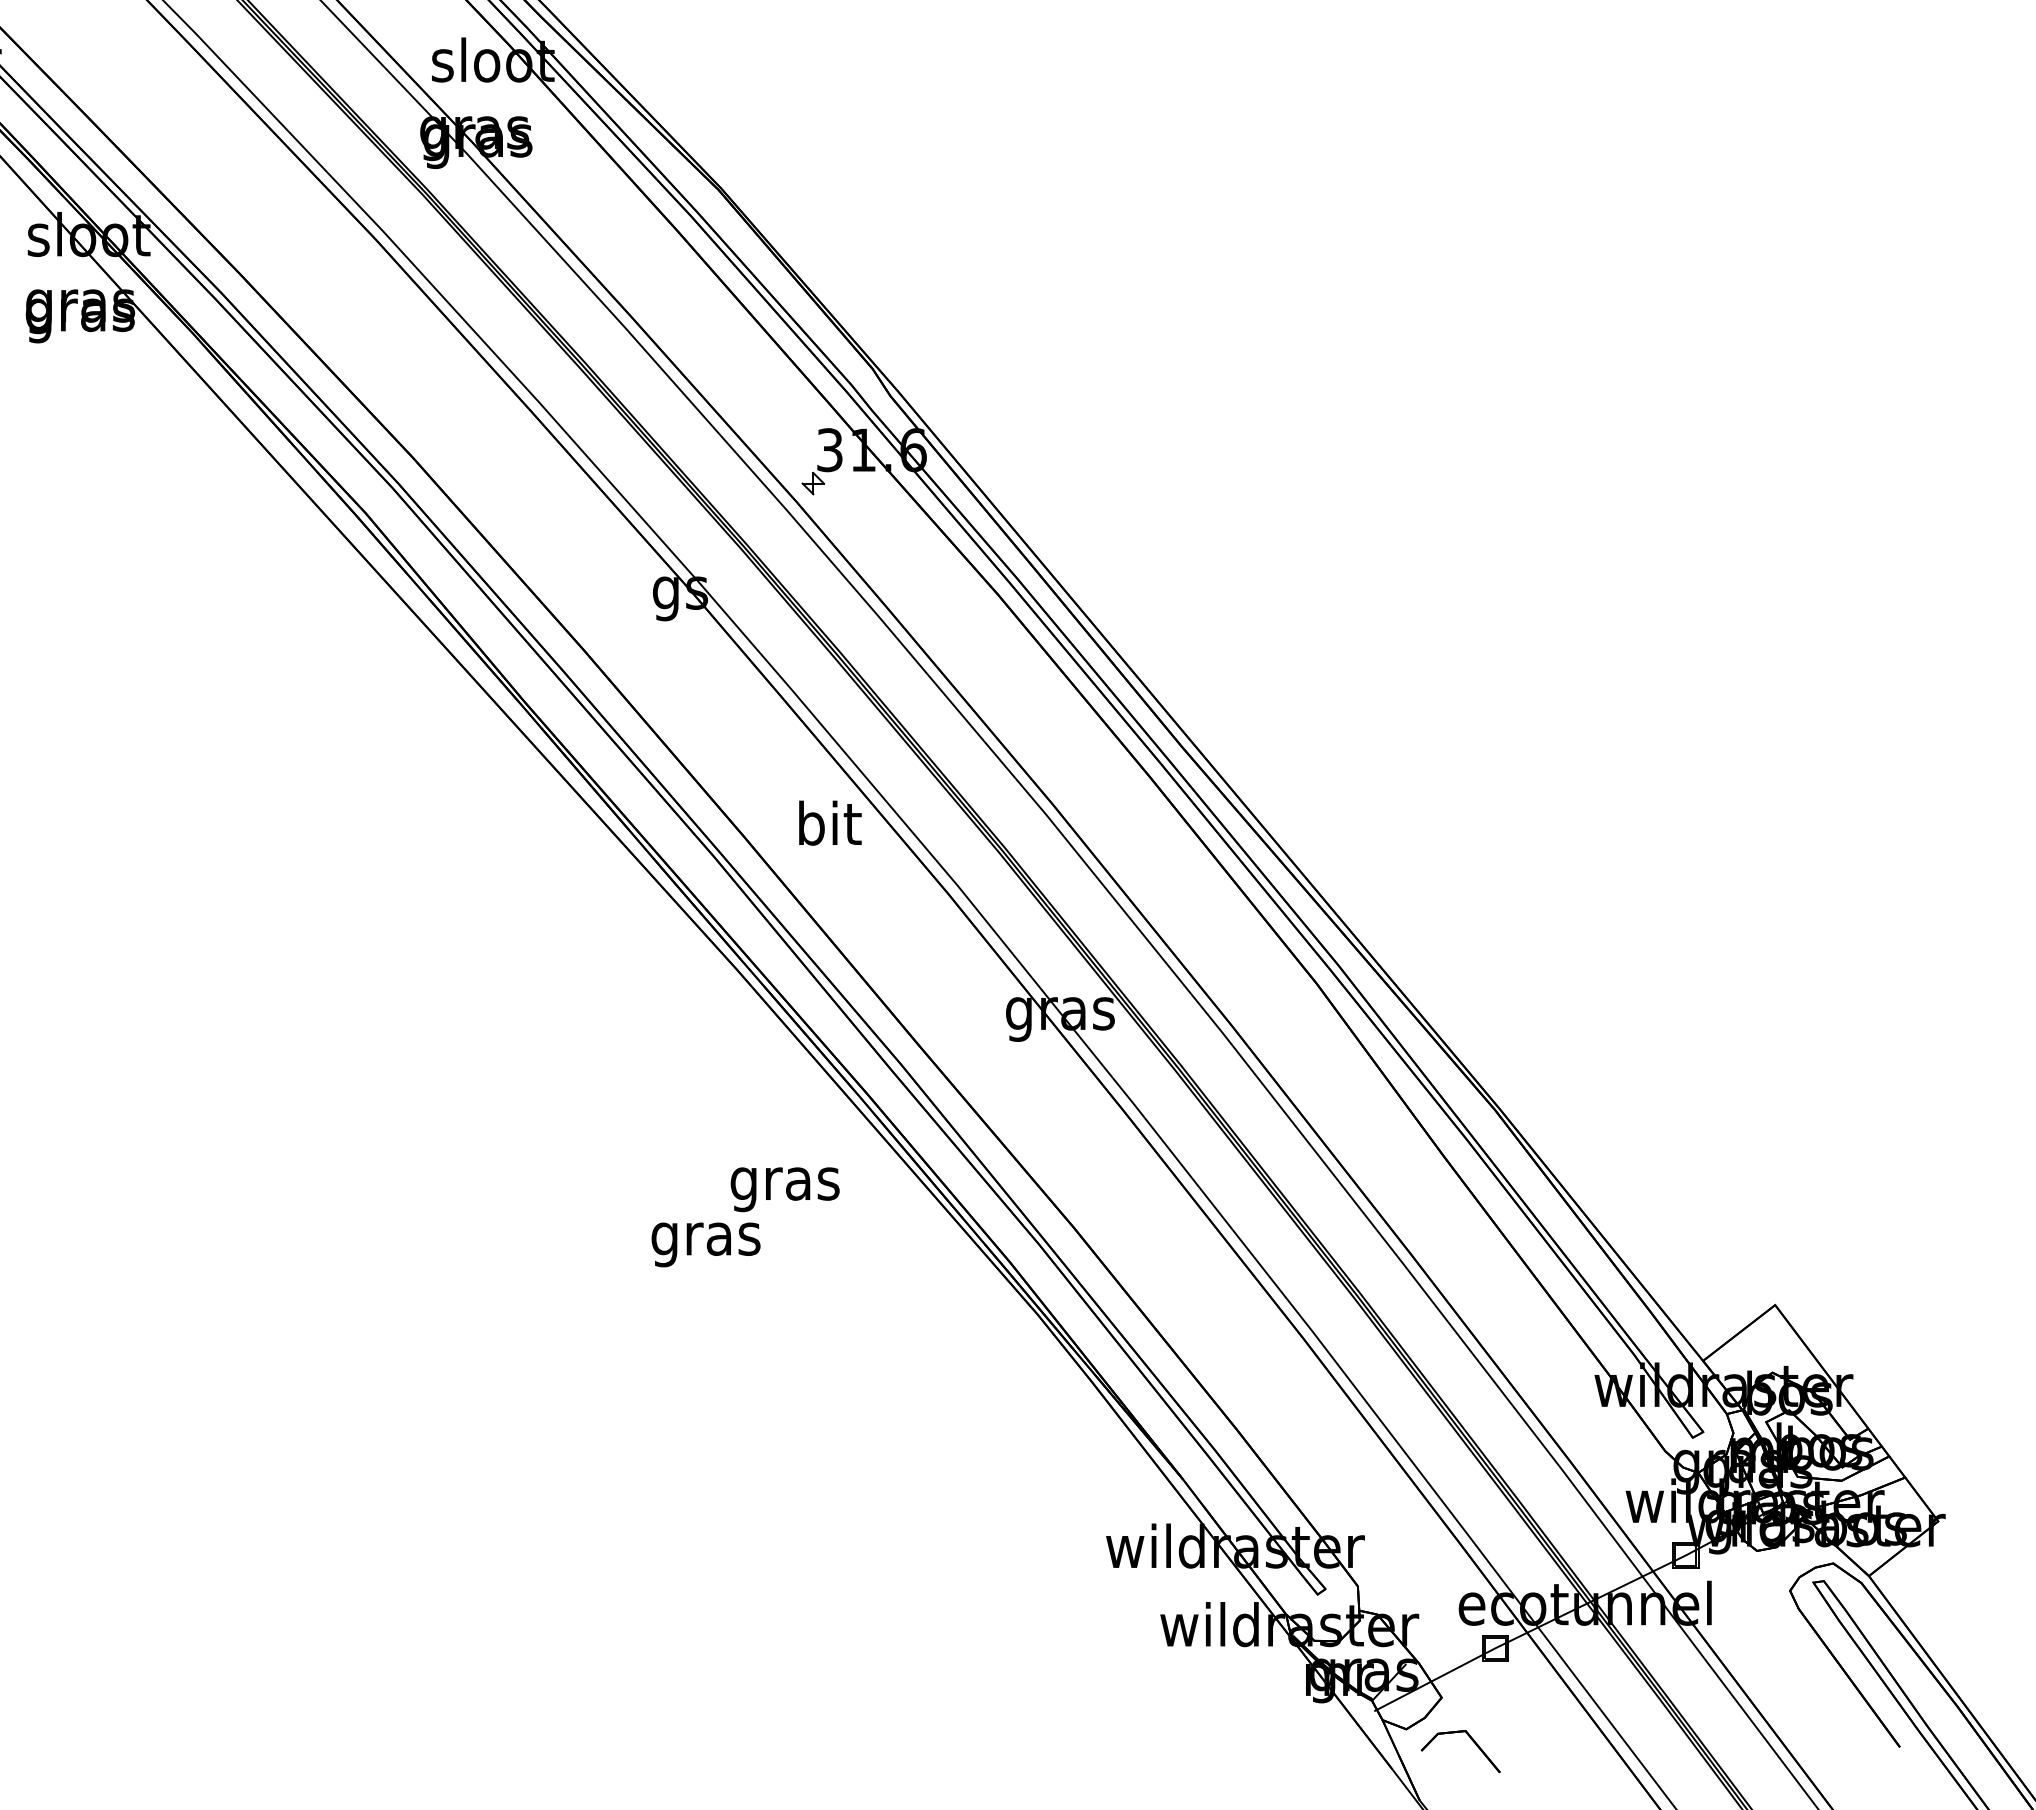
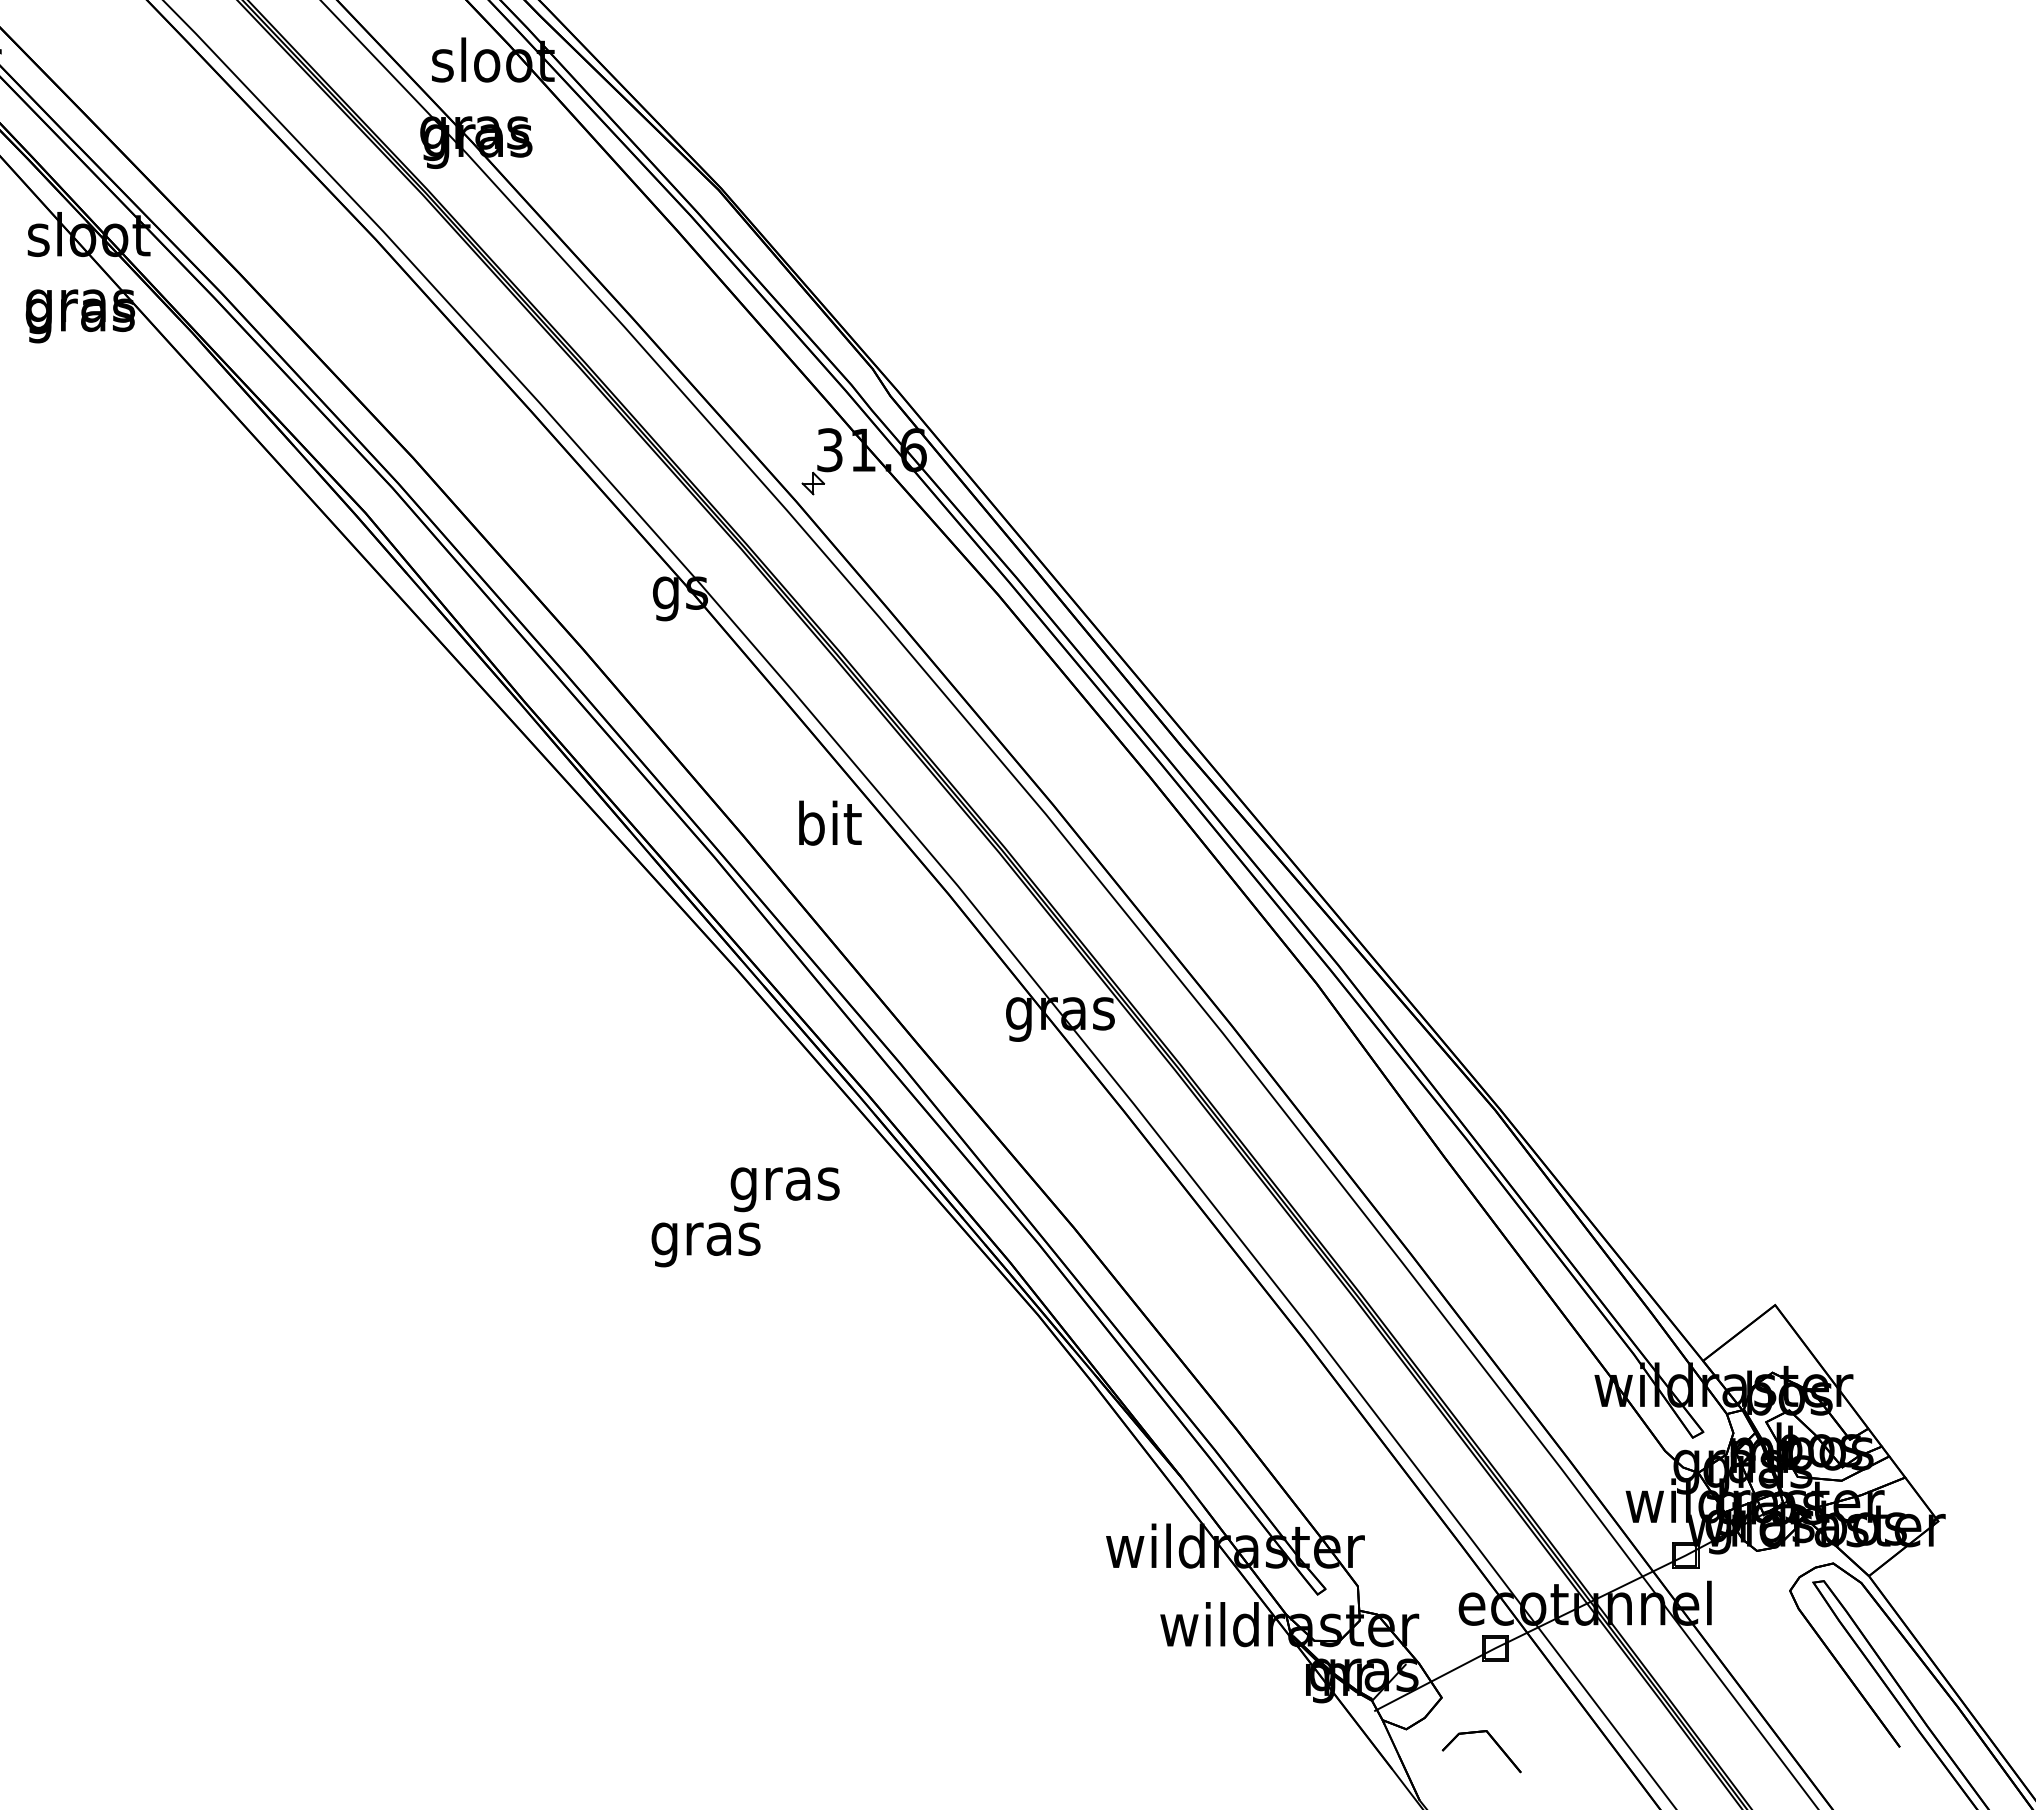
part position: (1472, 1741) -> (1493, 1741) (1493, 1741)
